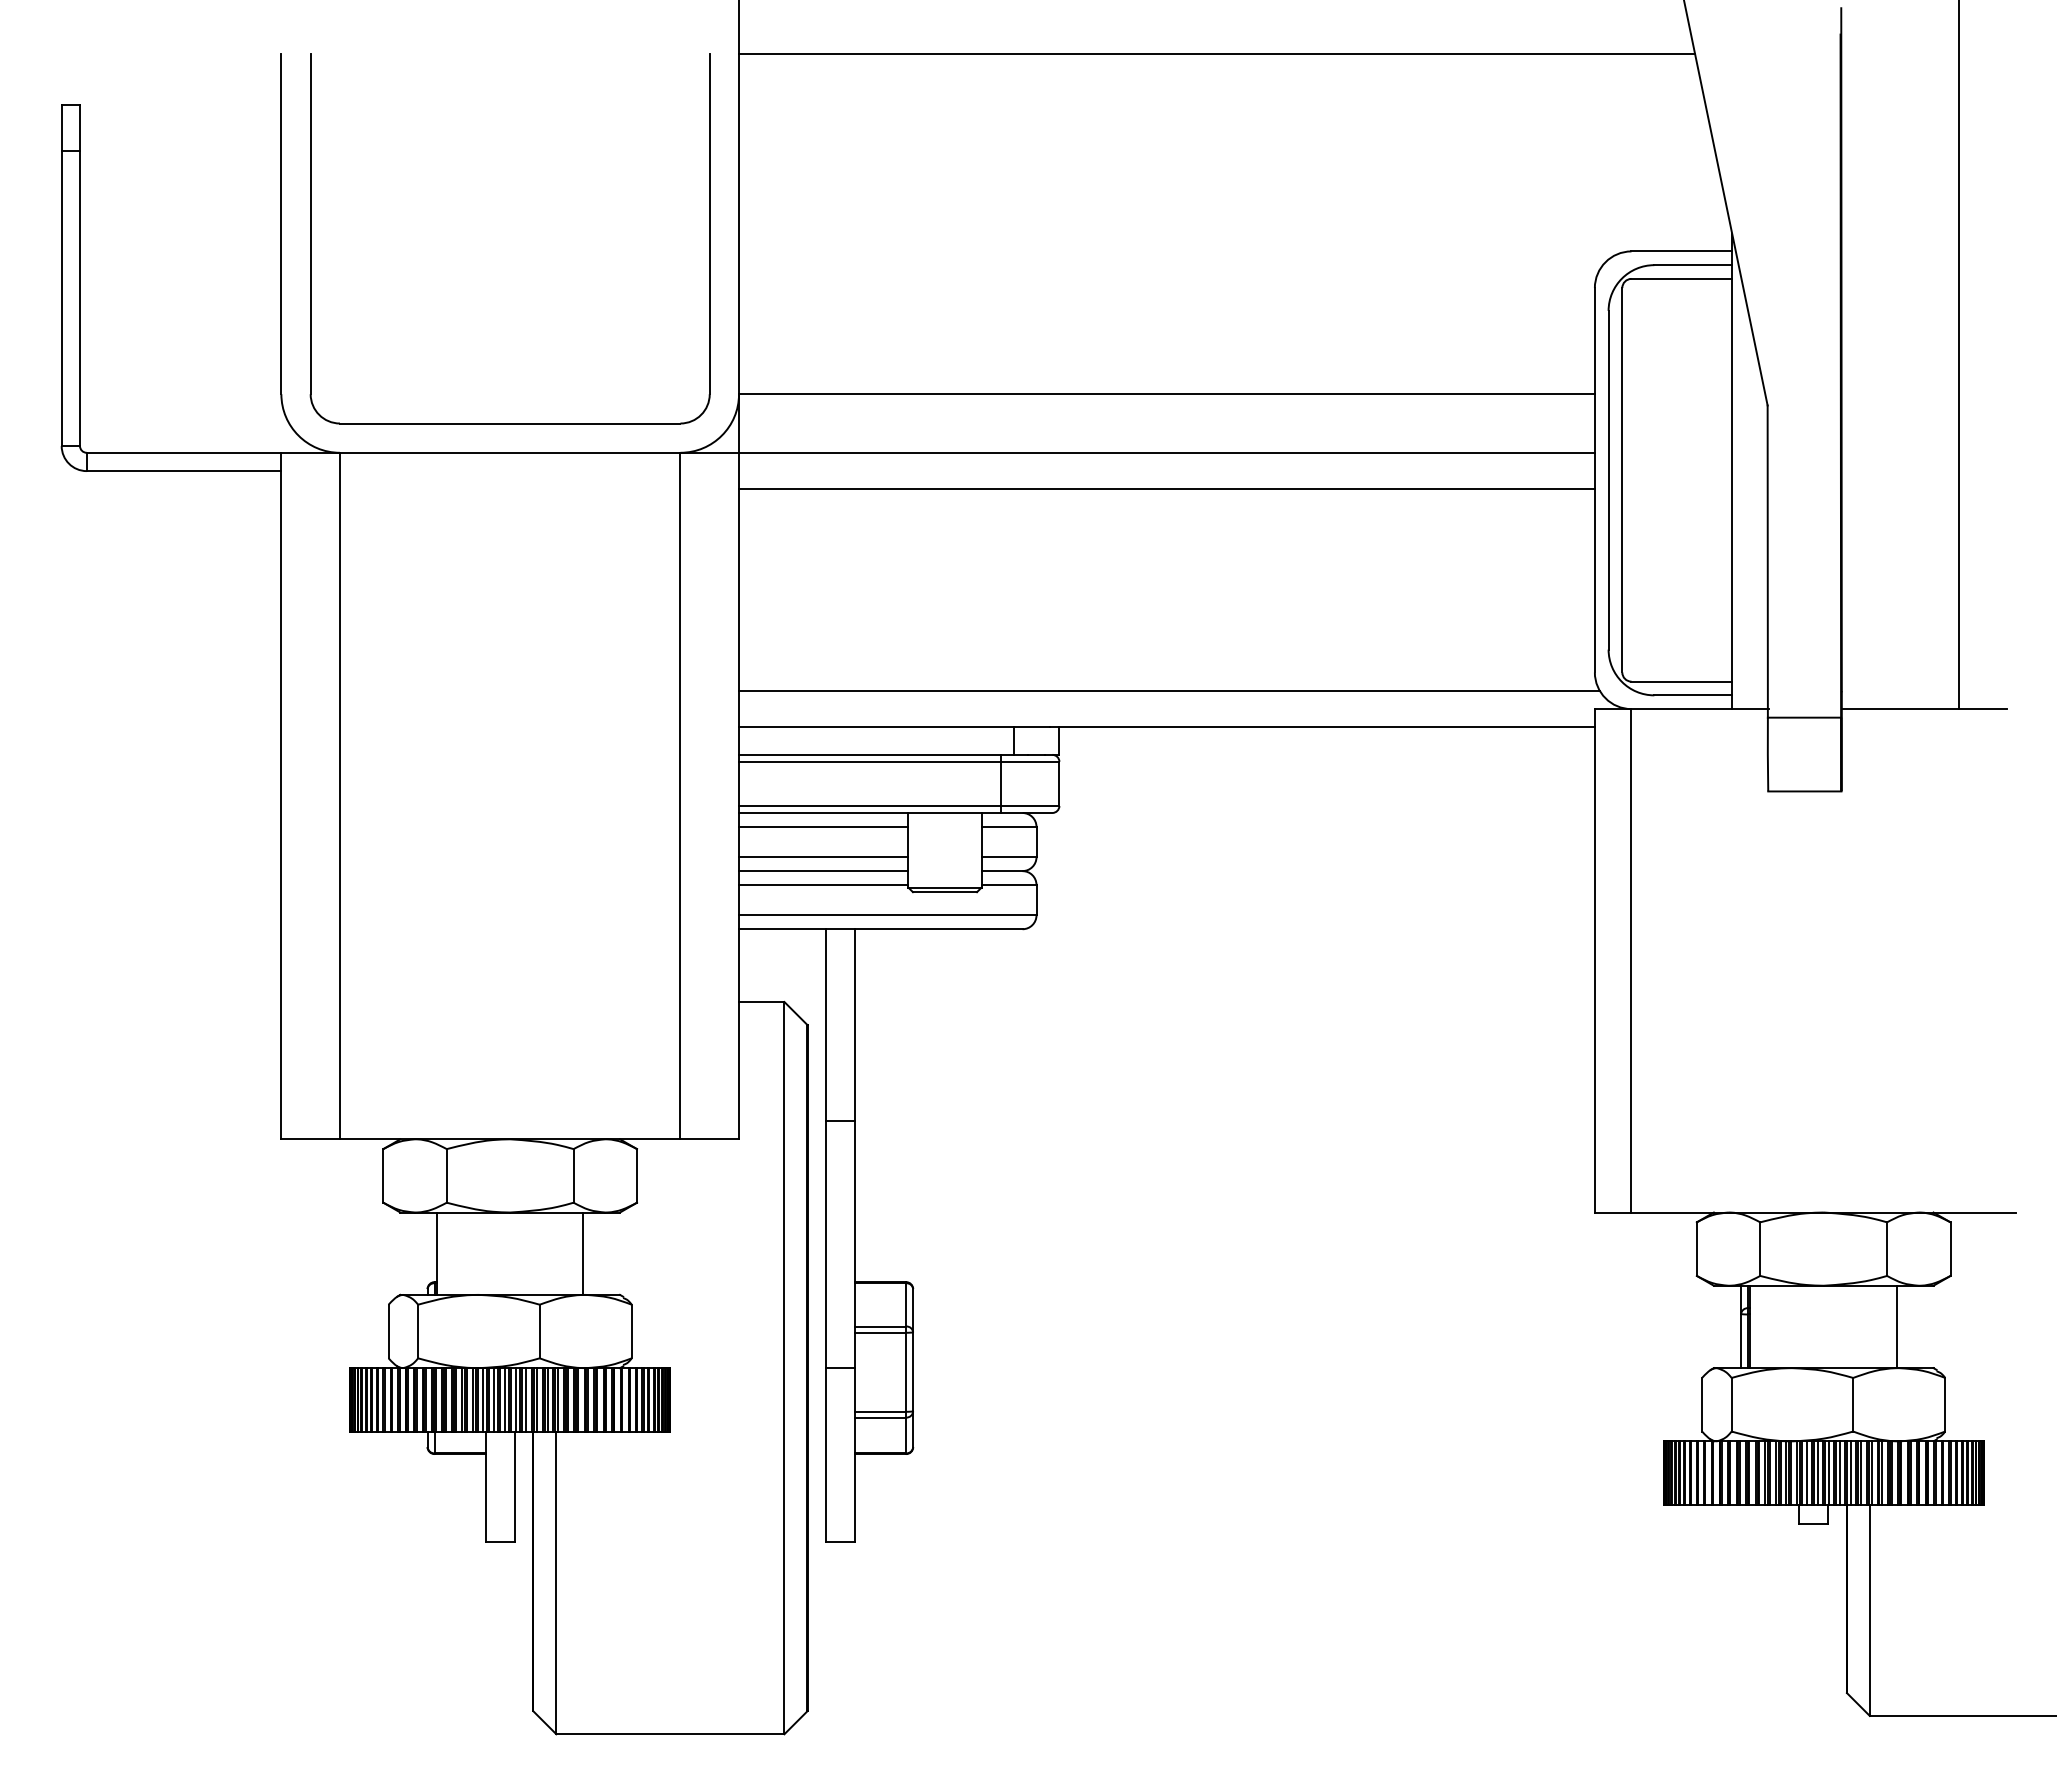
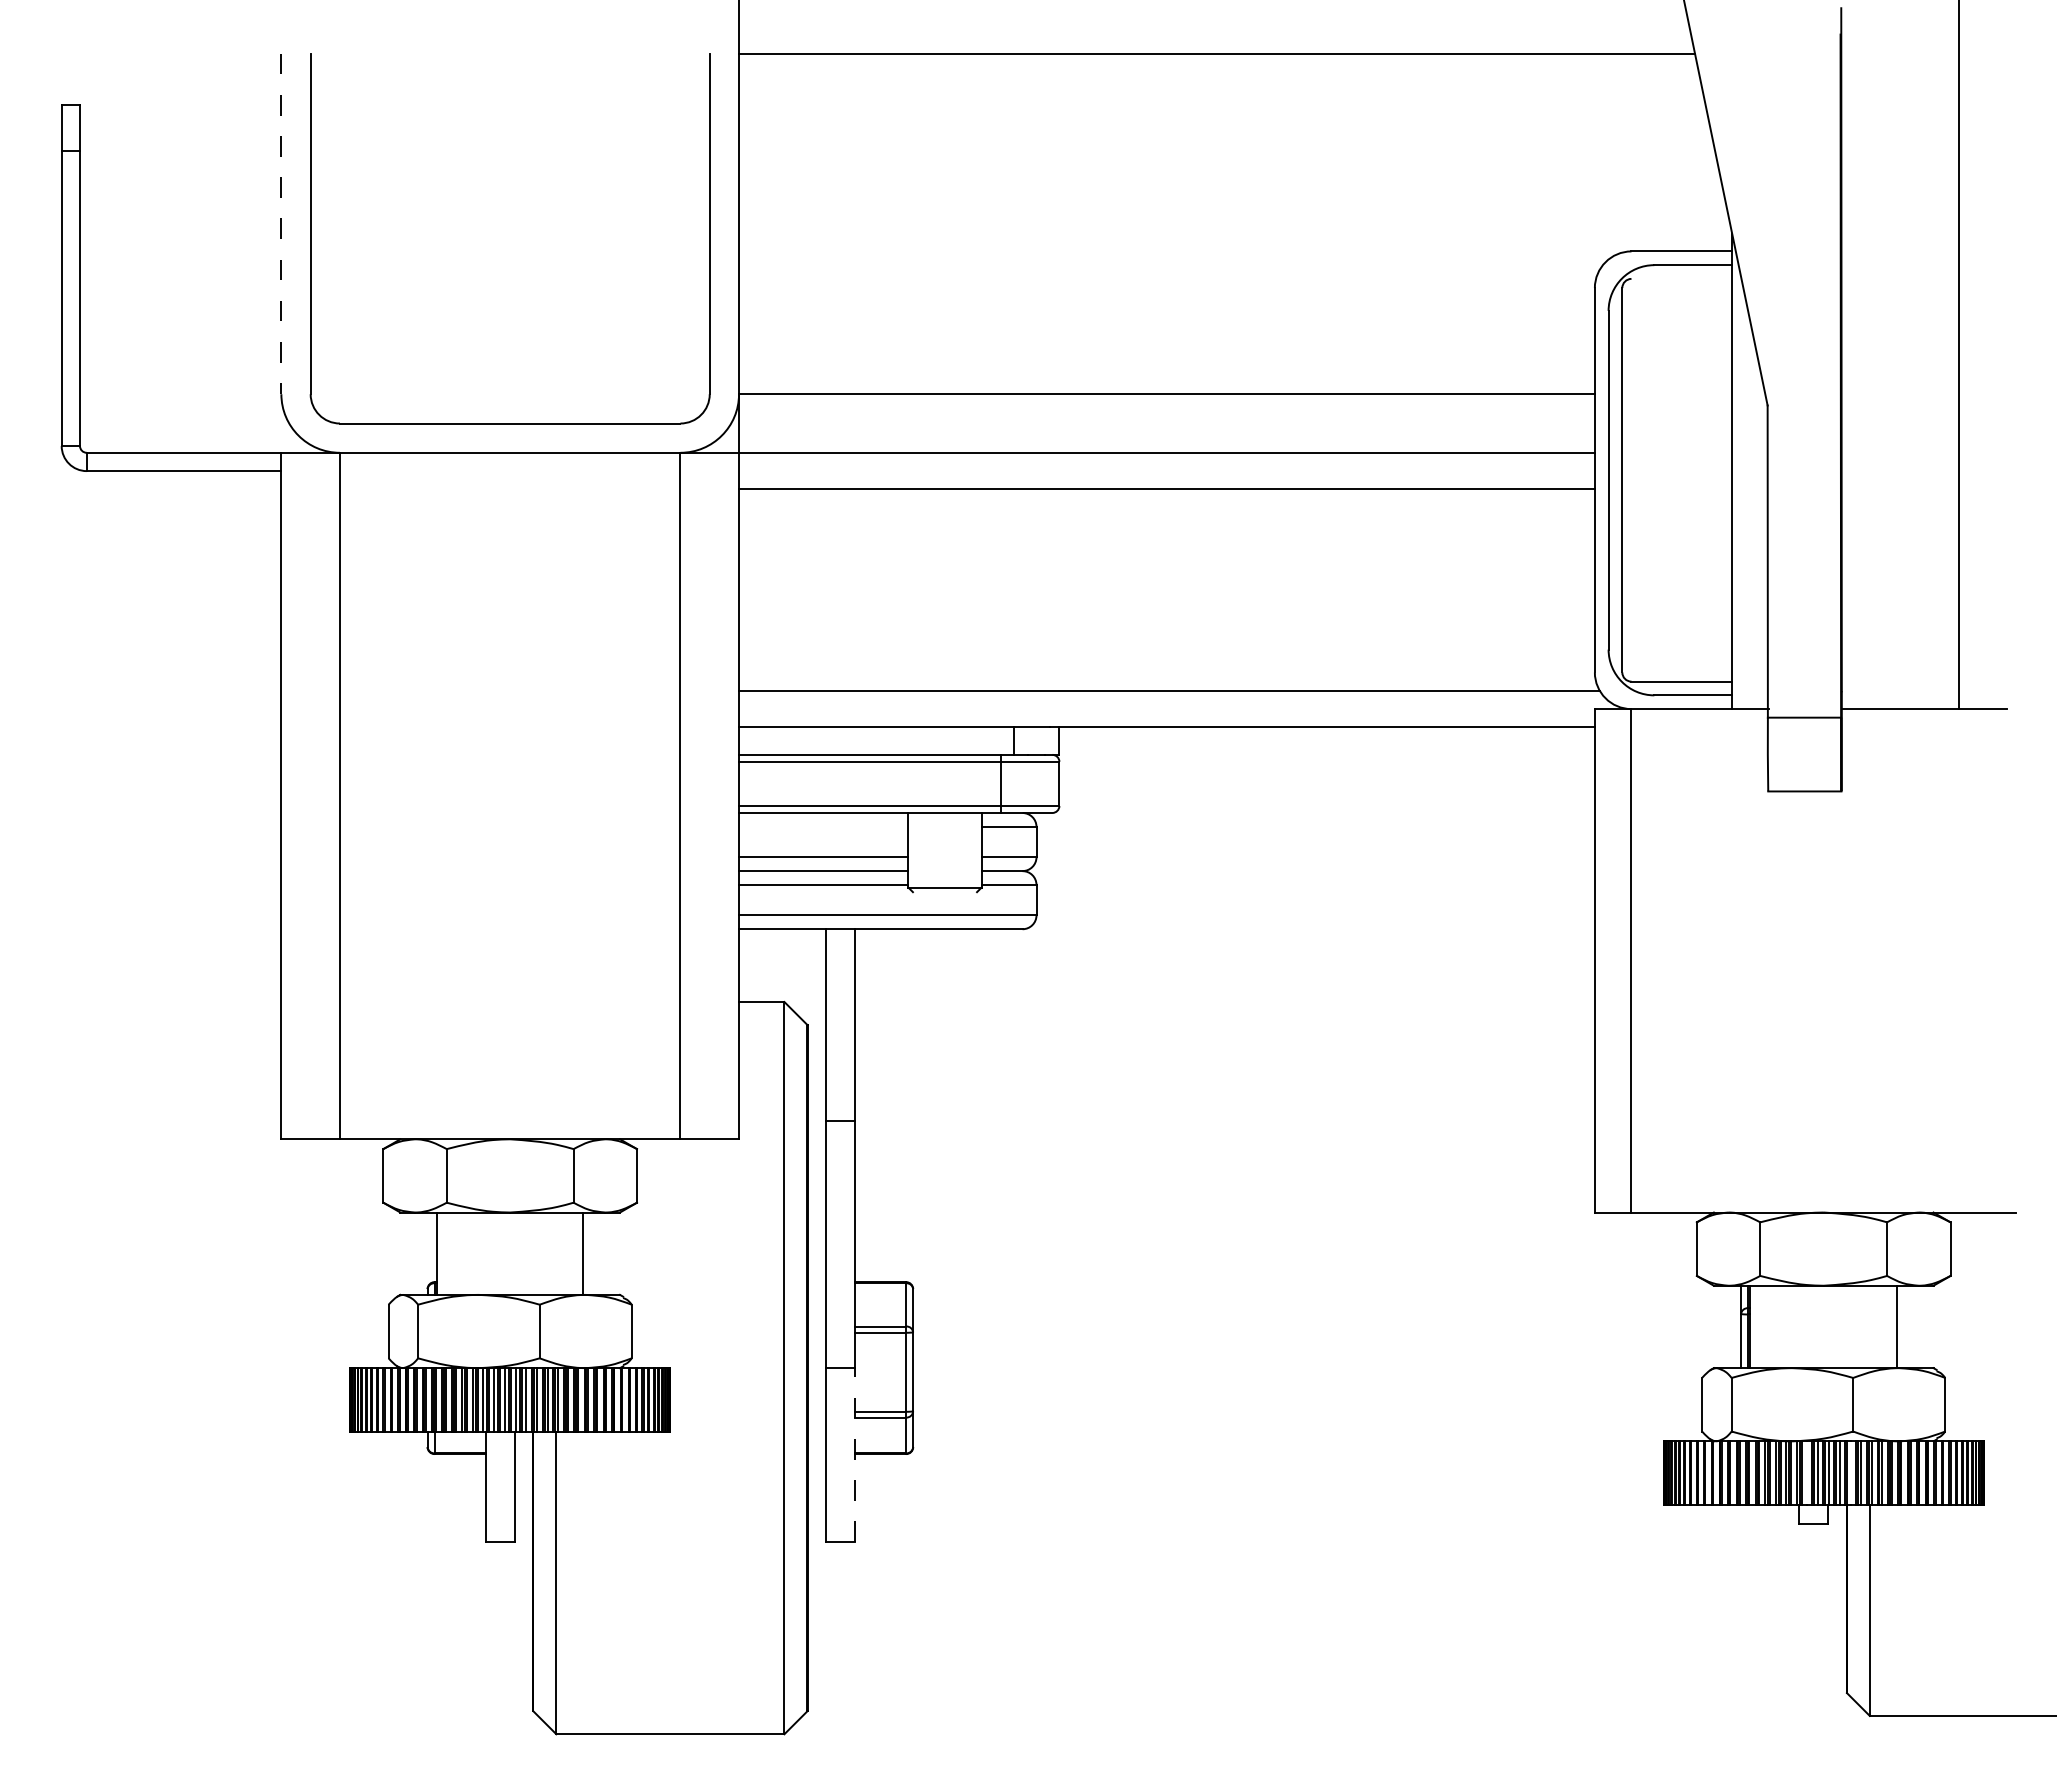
line: solid -> dashed (281, 224)
line: present -> none (1681, 278)
line: present -> none (823, 826)
line: present -> none (944, 892)
line: solid -> dashed (855, 1455)
line: present -> none (1807, 1473)
line: present -> none (1850, 1473)
